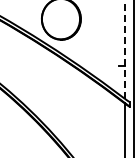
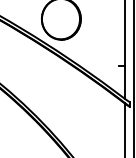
line: dashed -> solid (124, 49)
